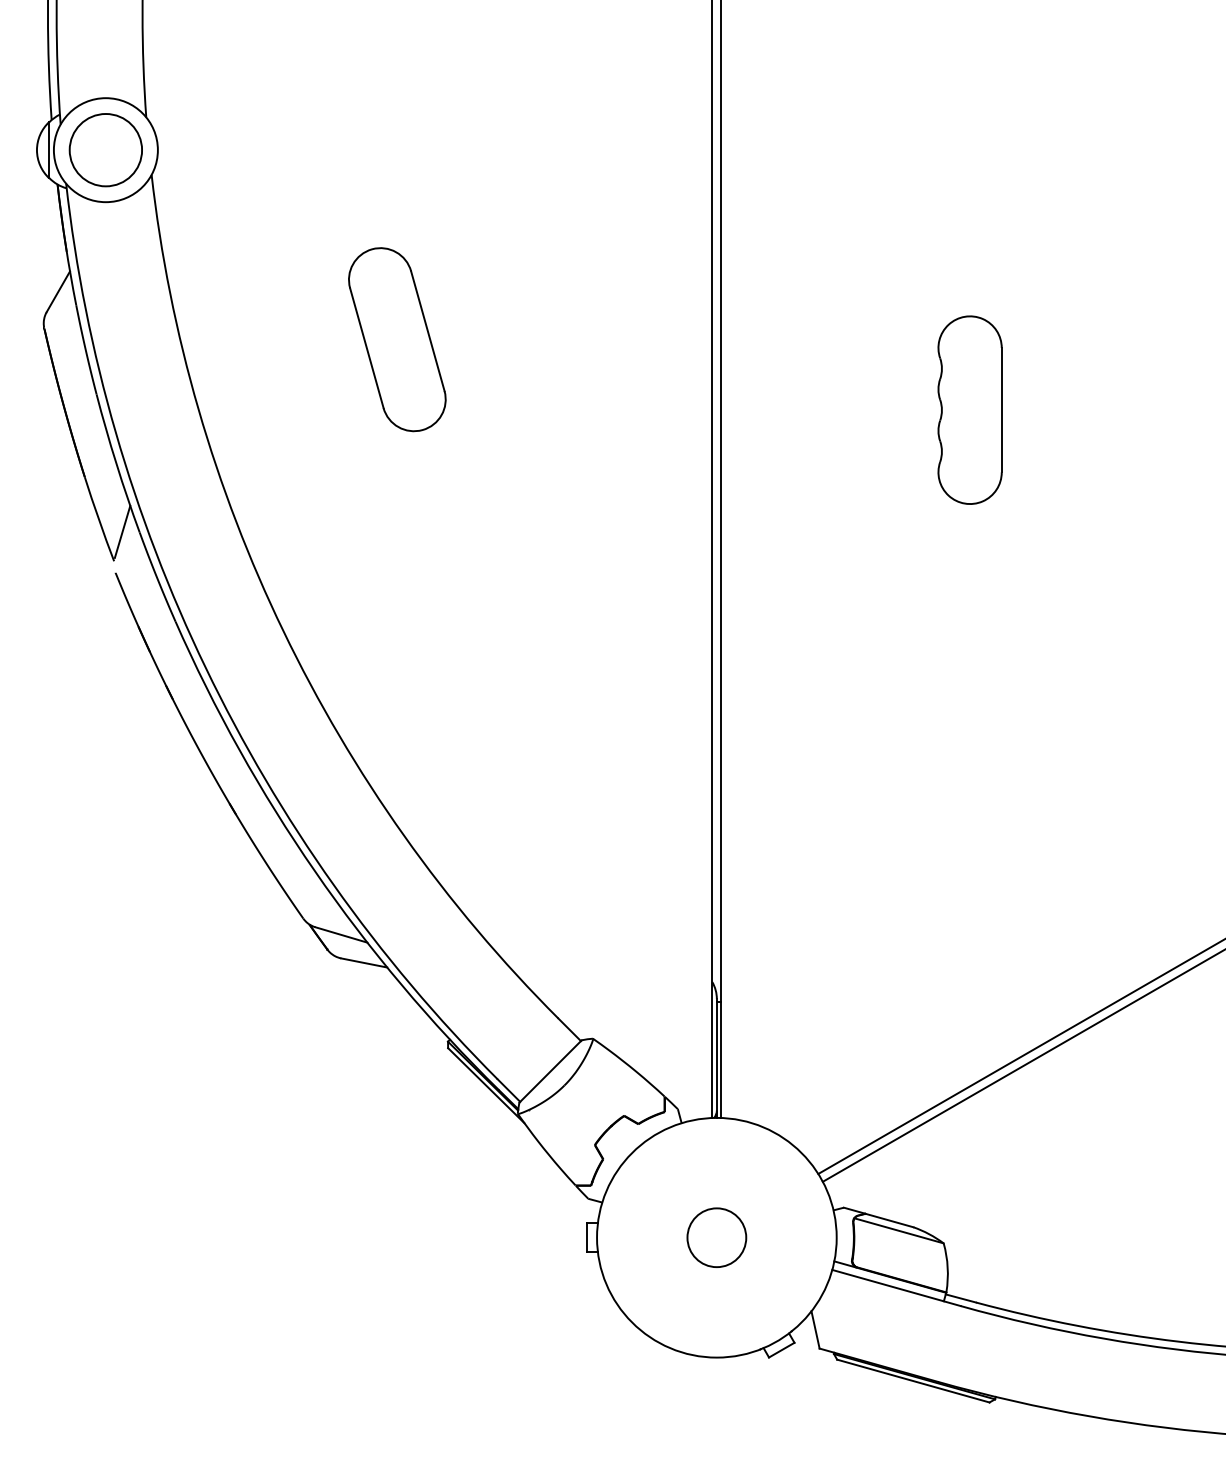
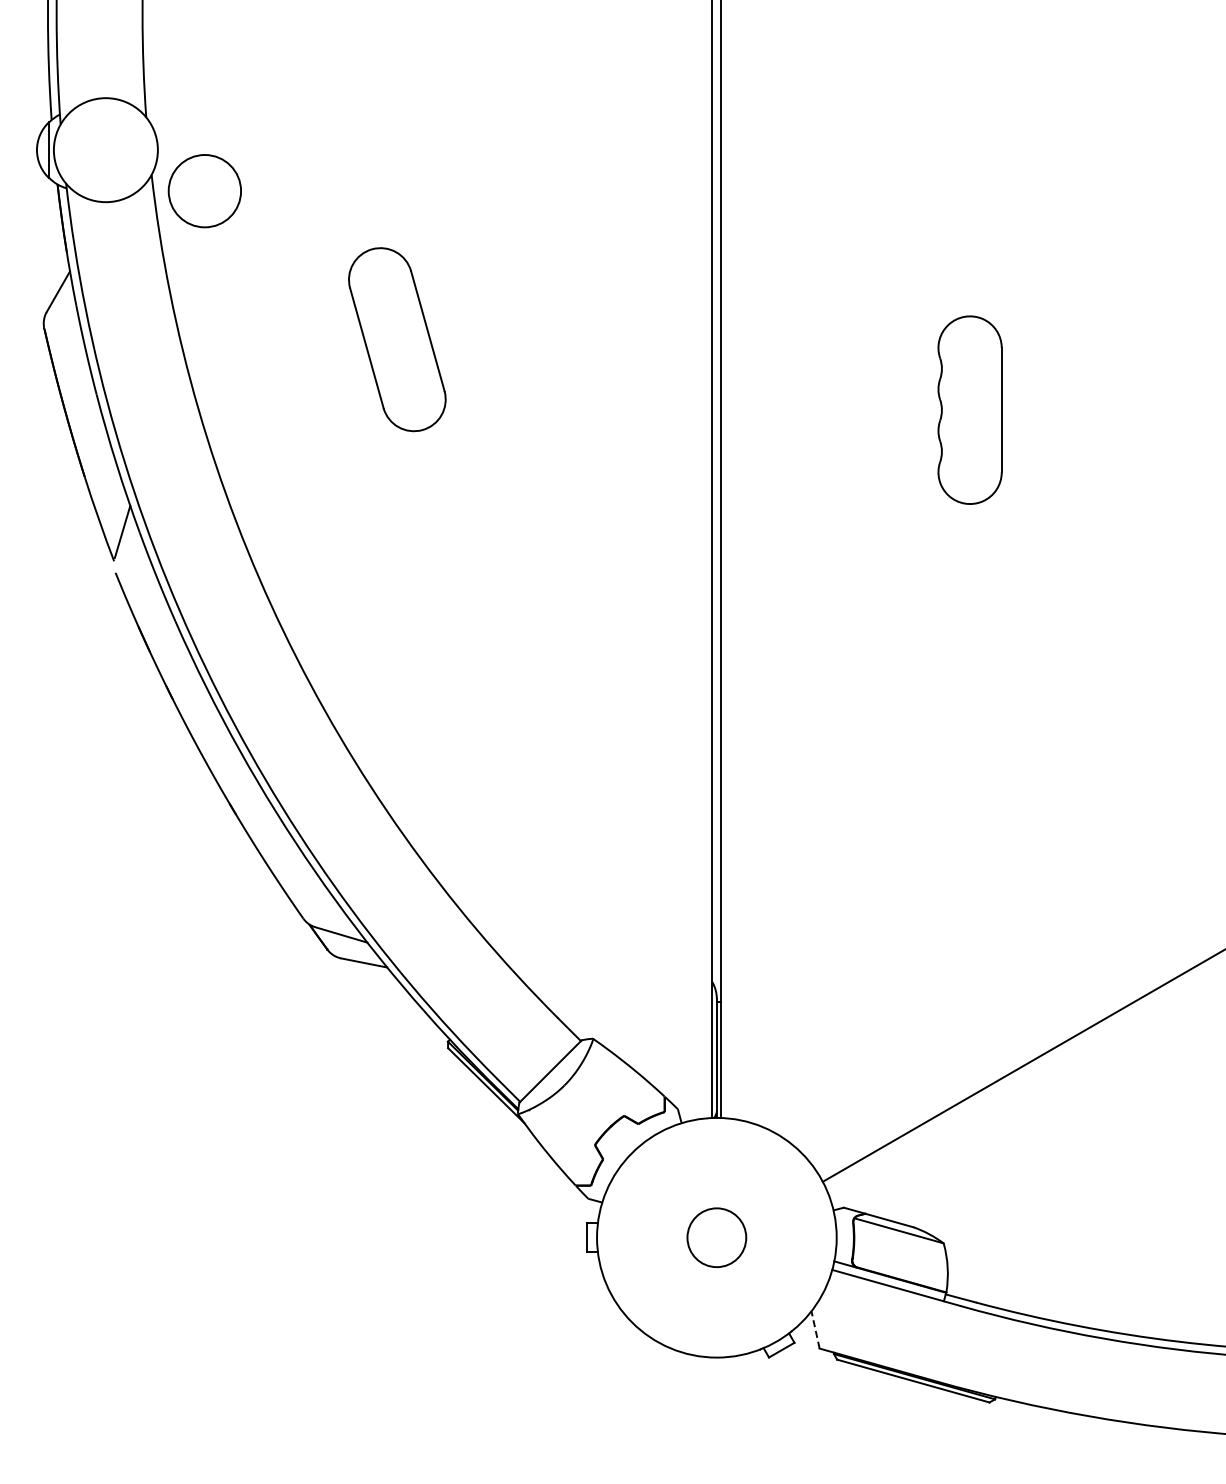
circle position: (105, 150) -> (204, 191) (204, 191)
line: present -> none (1020, 1056)
line: solid -> dashed (815, 1329)
